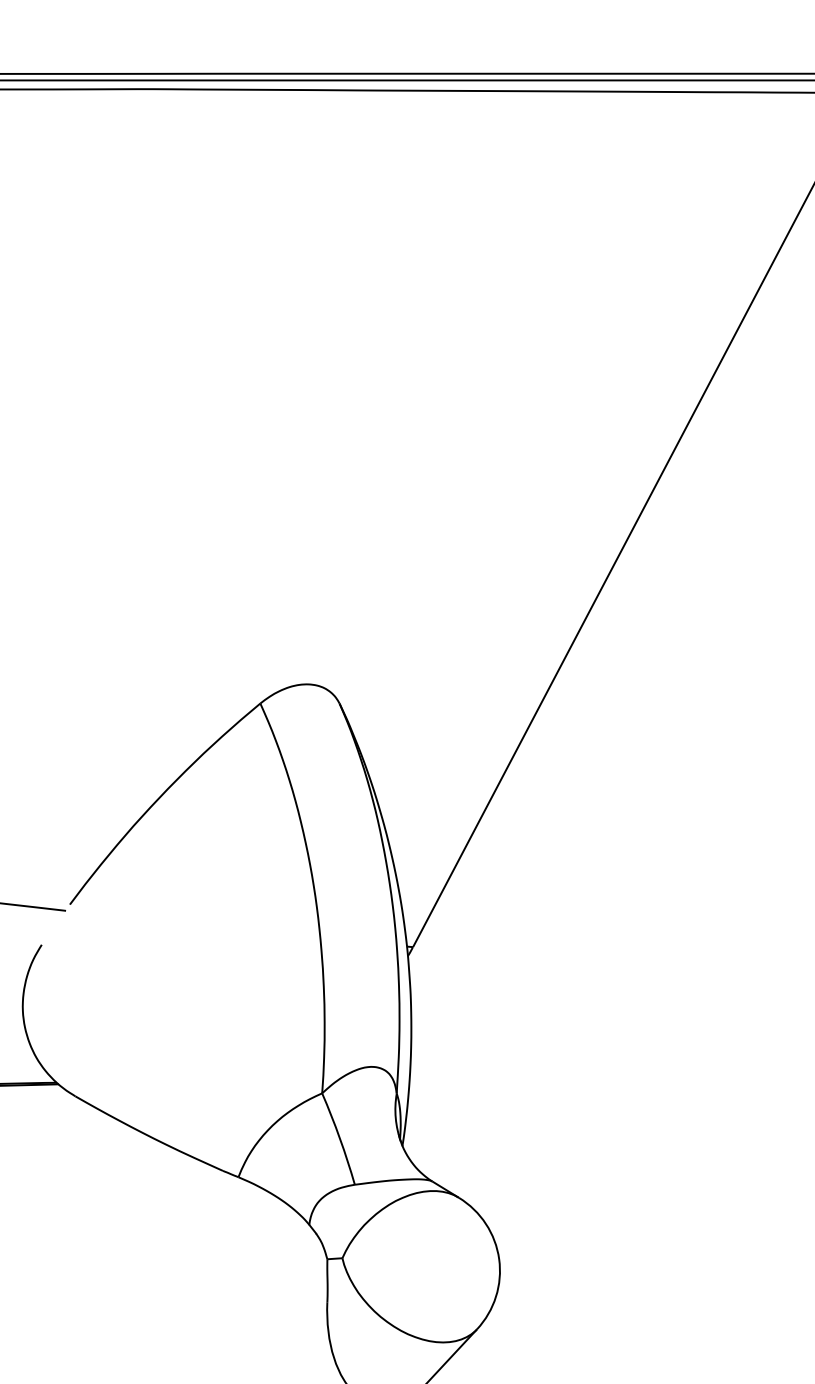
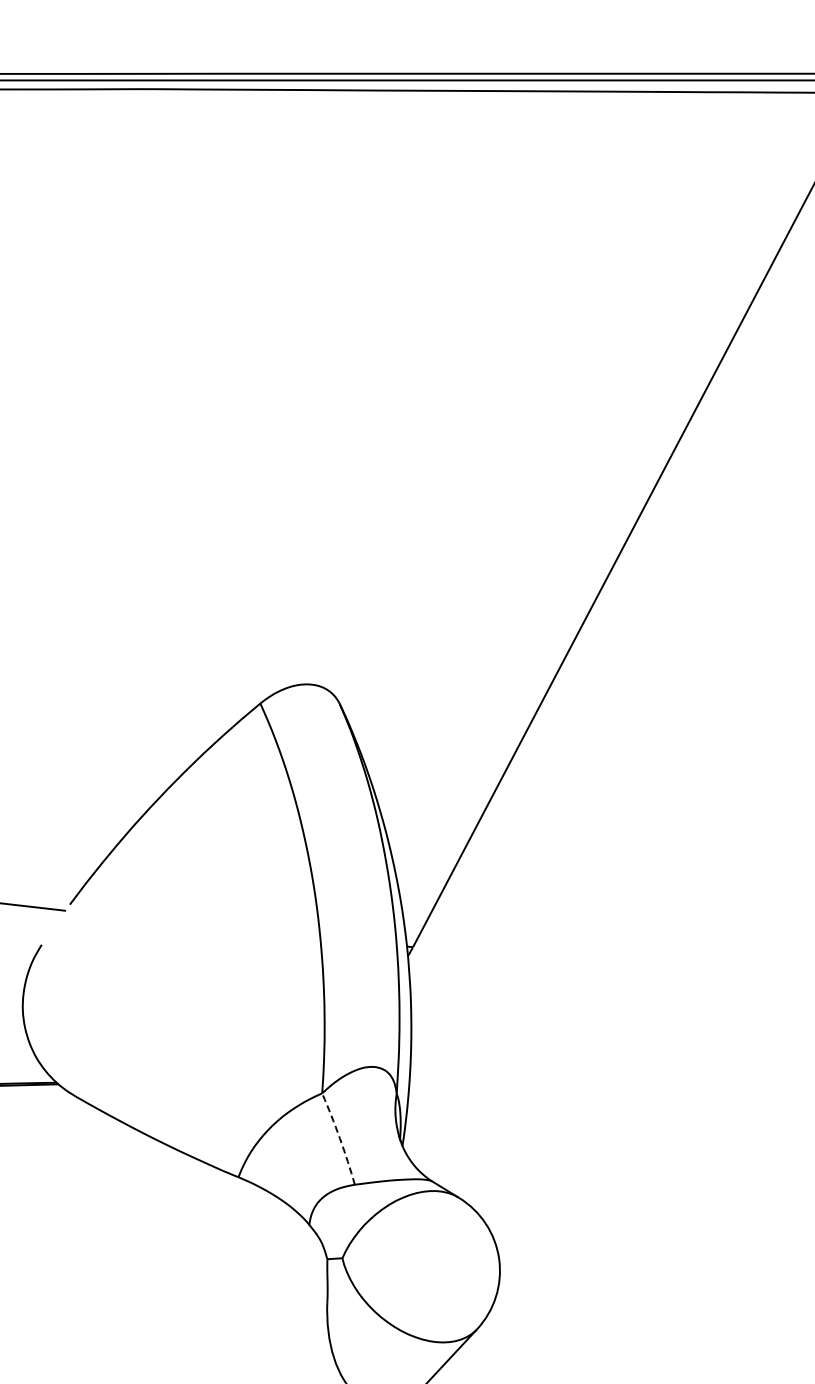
arc: solid -> dashed (340, 1138)
